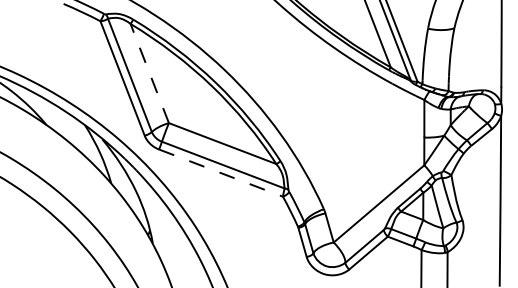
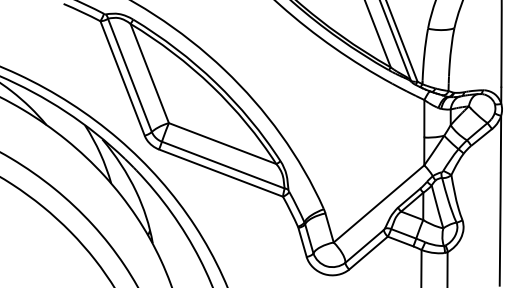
line: dashed -> solid (149, 73)
line: dashed -> solid (221, 173)
